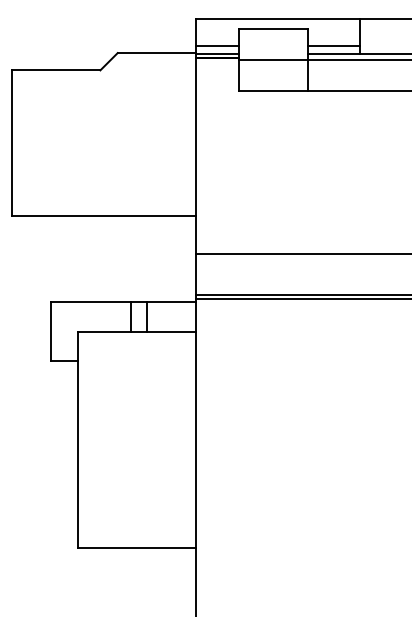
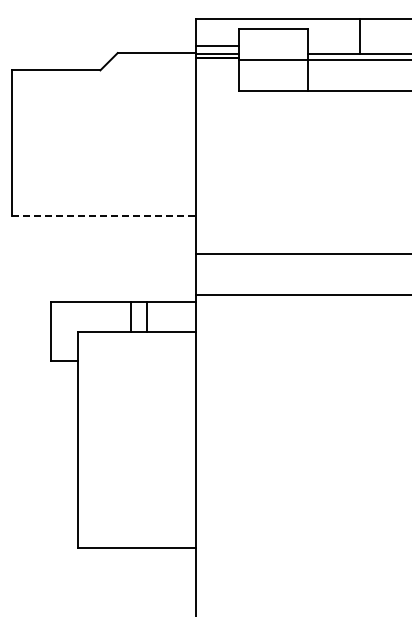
line: present -> none (334, 45)
line: solid -> dashed (104, 215)
line: present -> none (301, 298)
